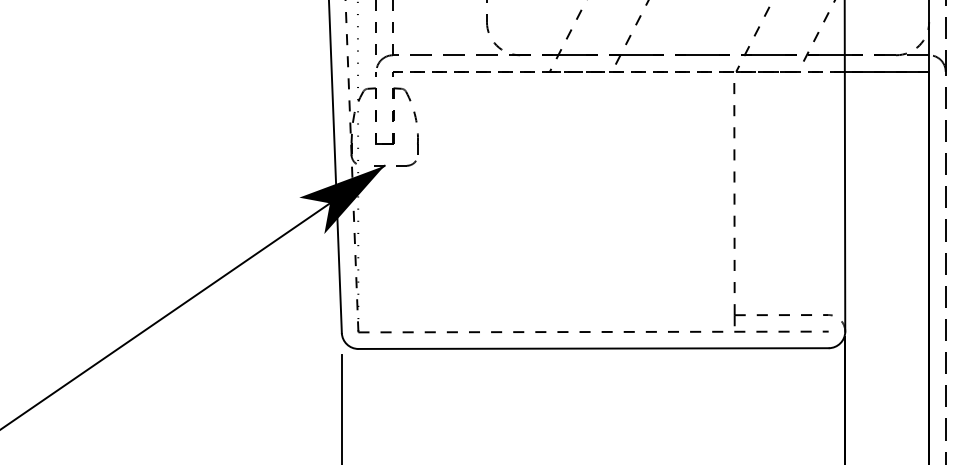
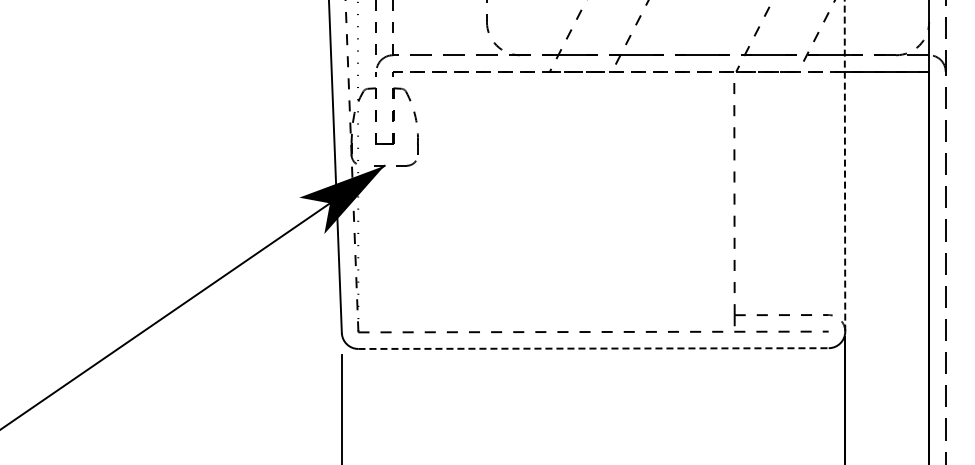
line: solid -> dashed (844, 165)
line: solid -> dashed (594, 348)
